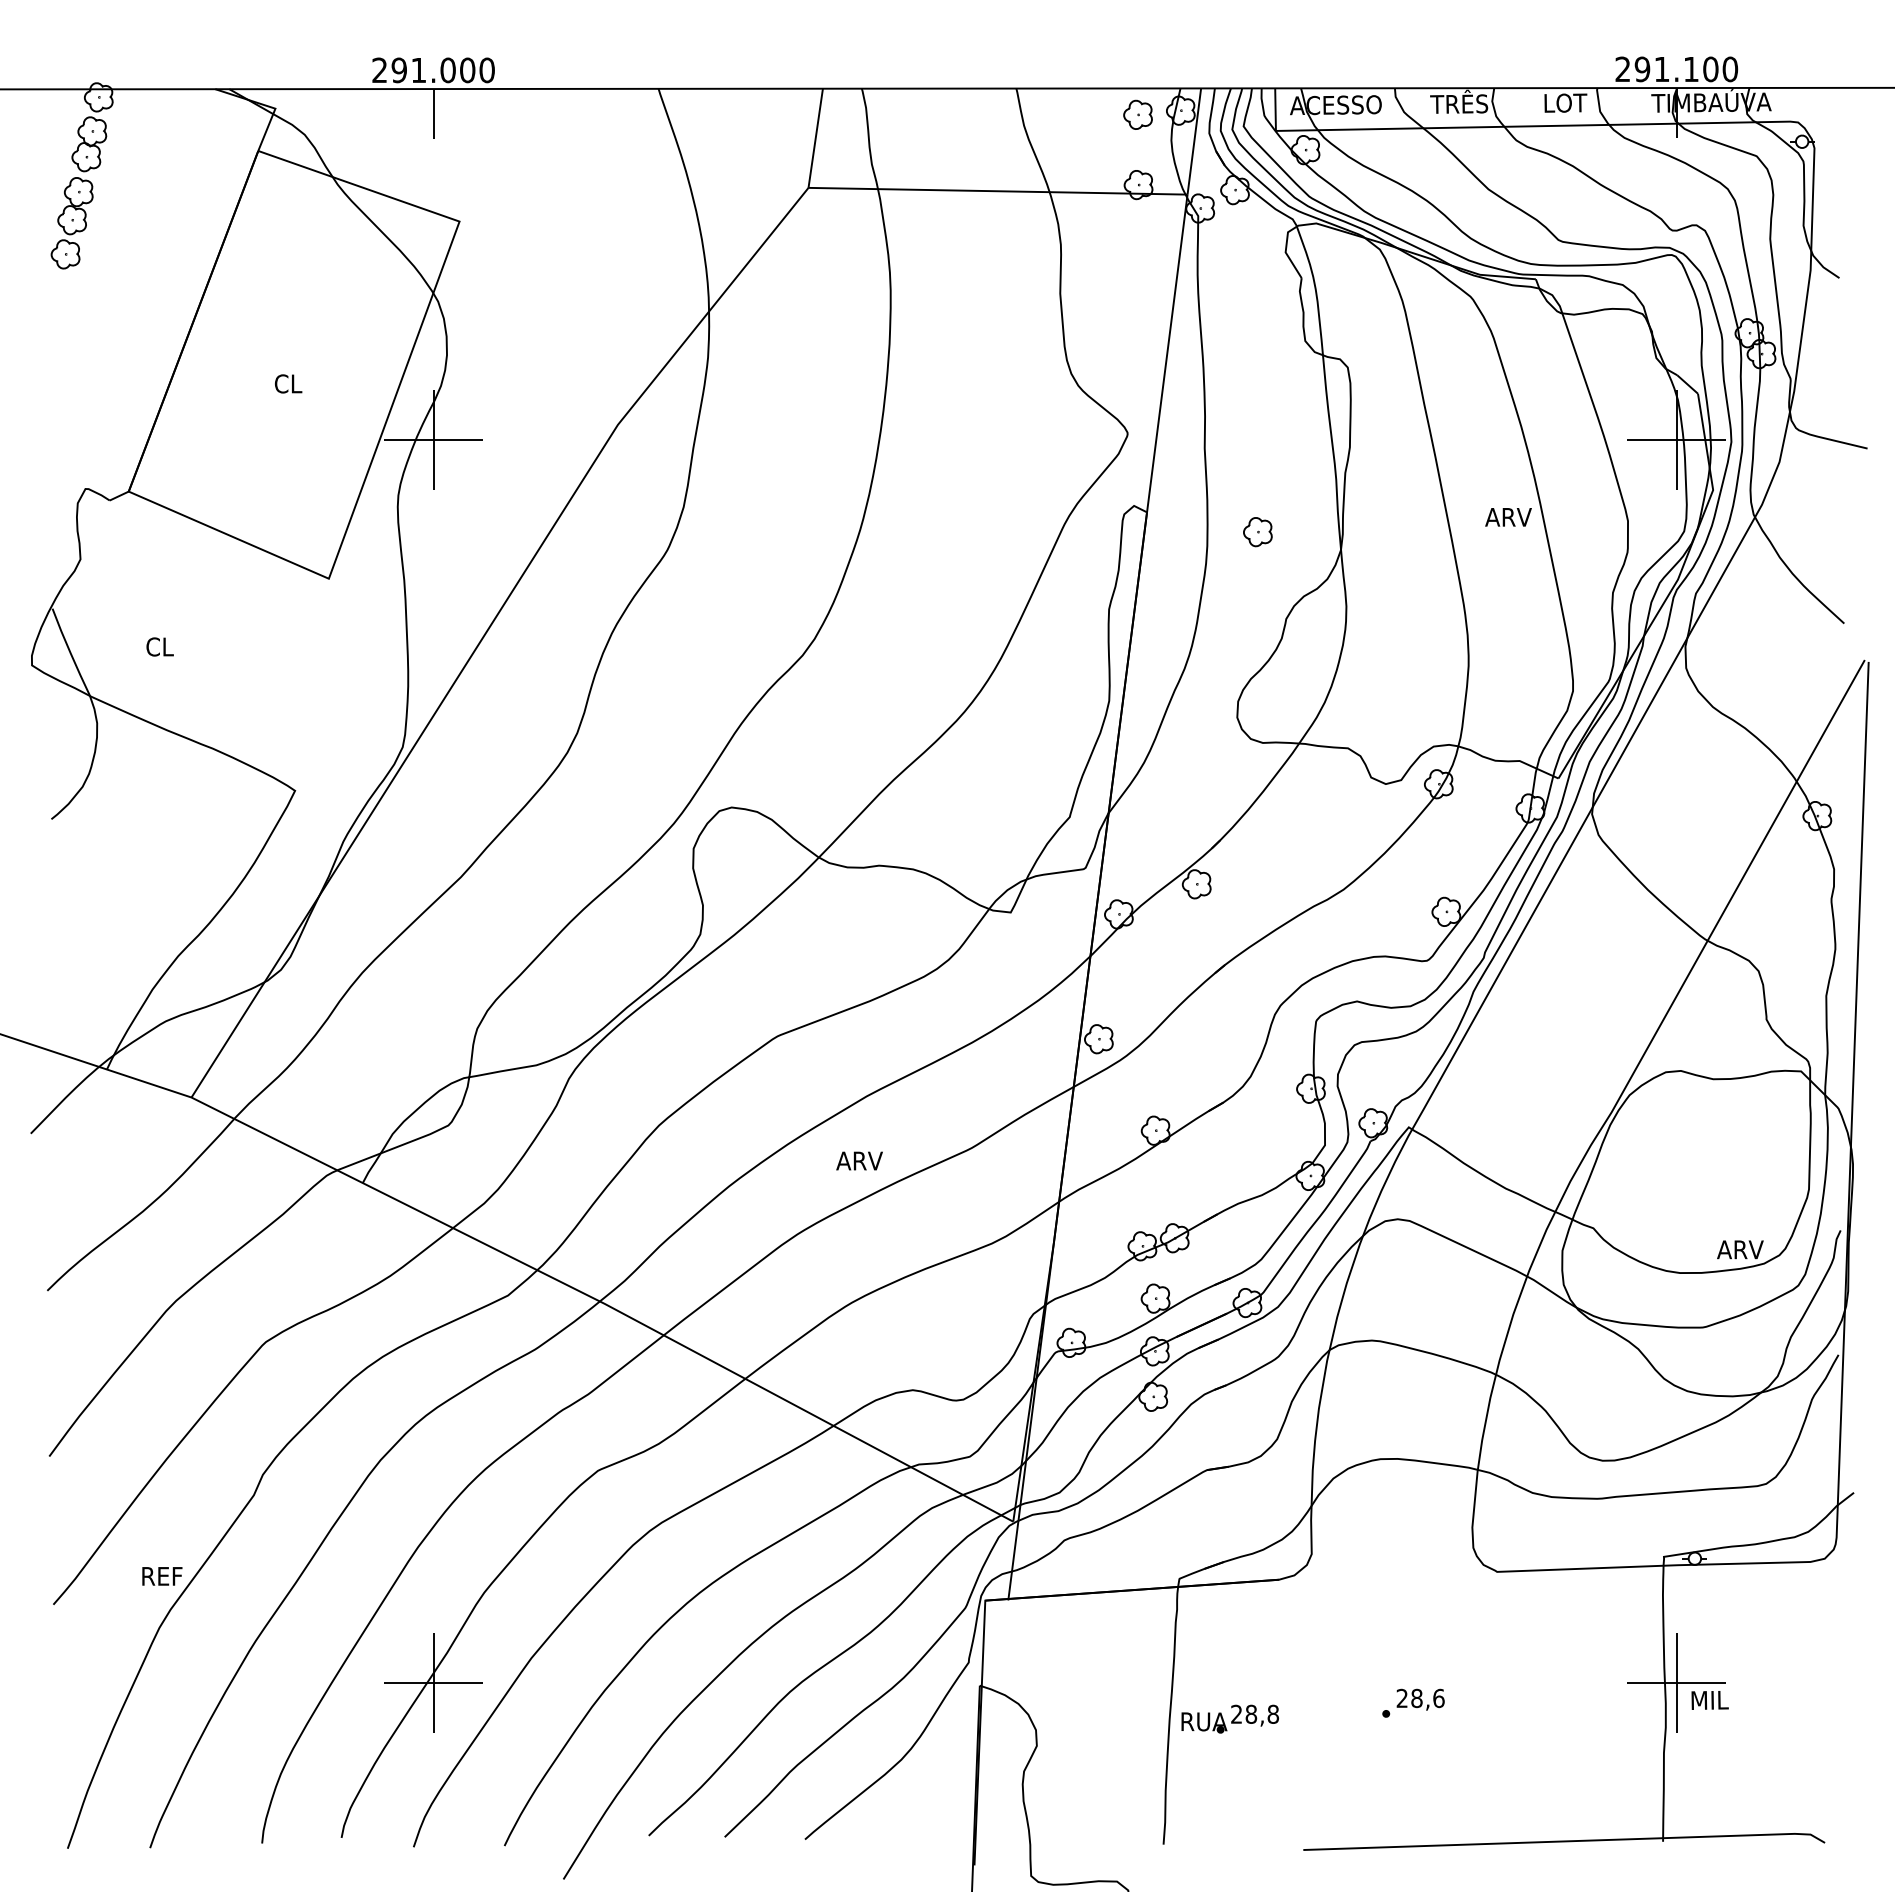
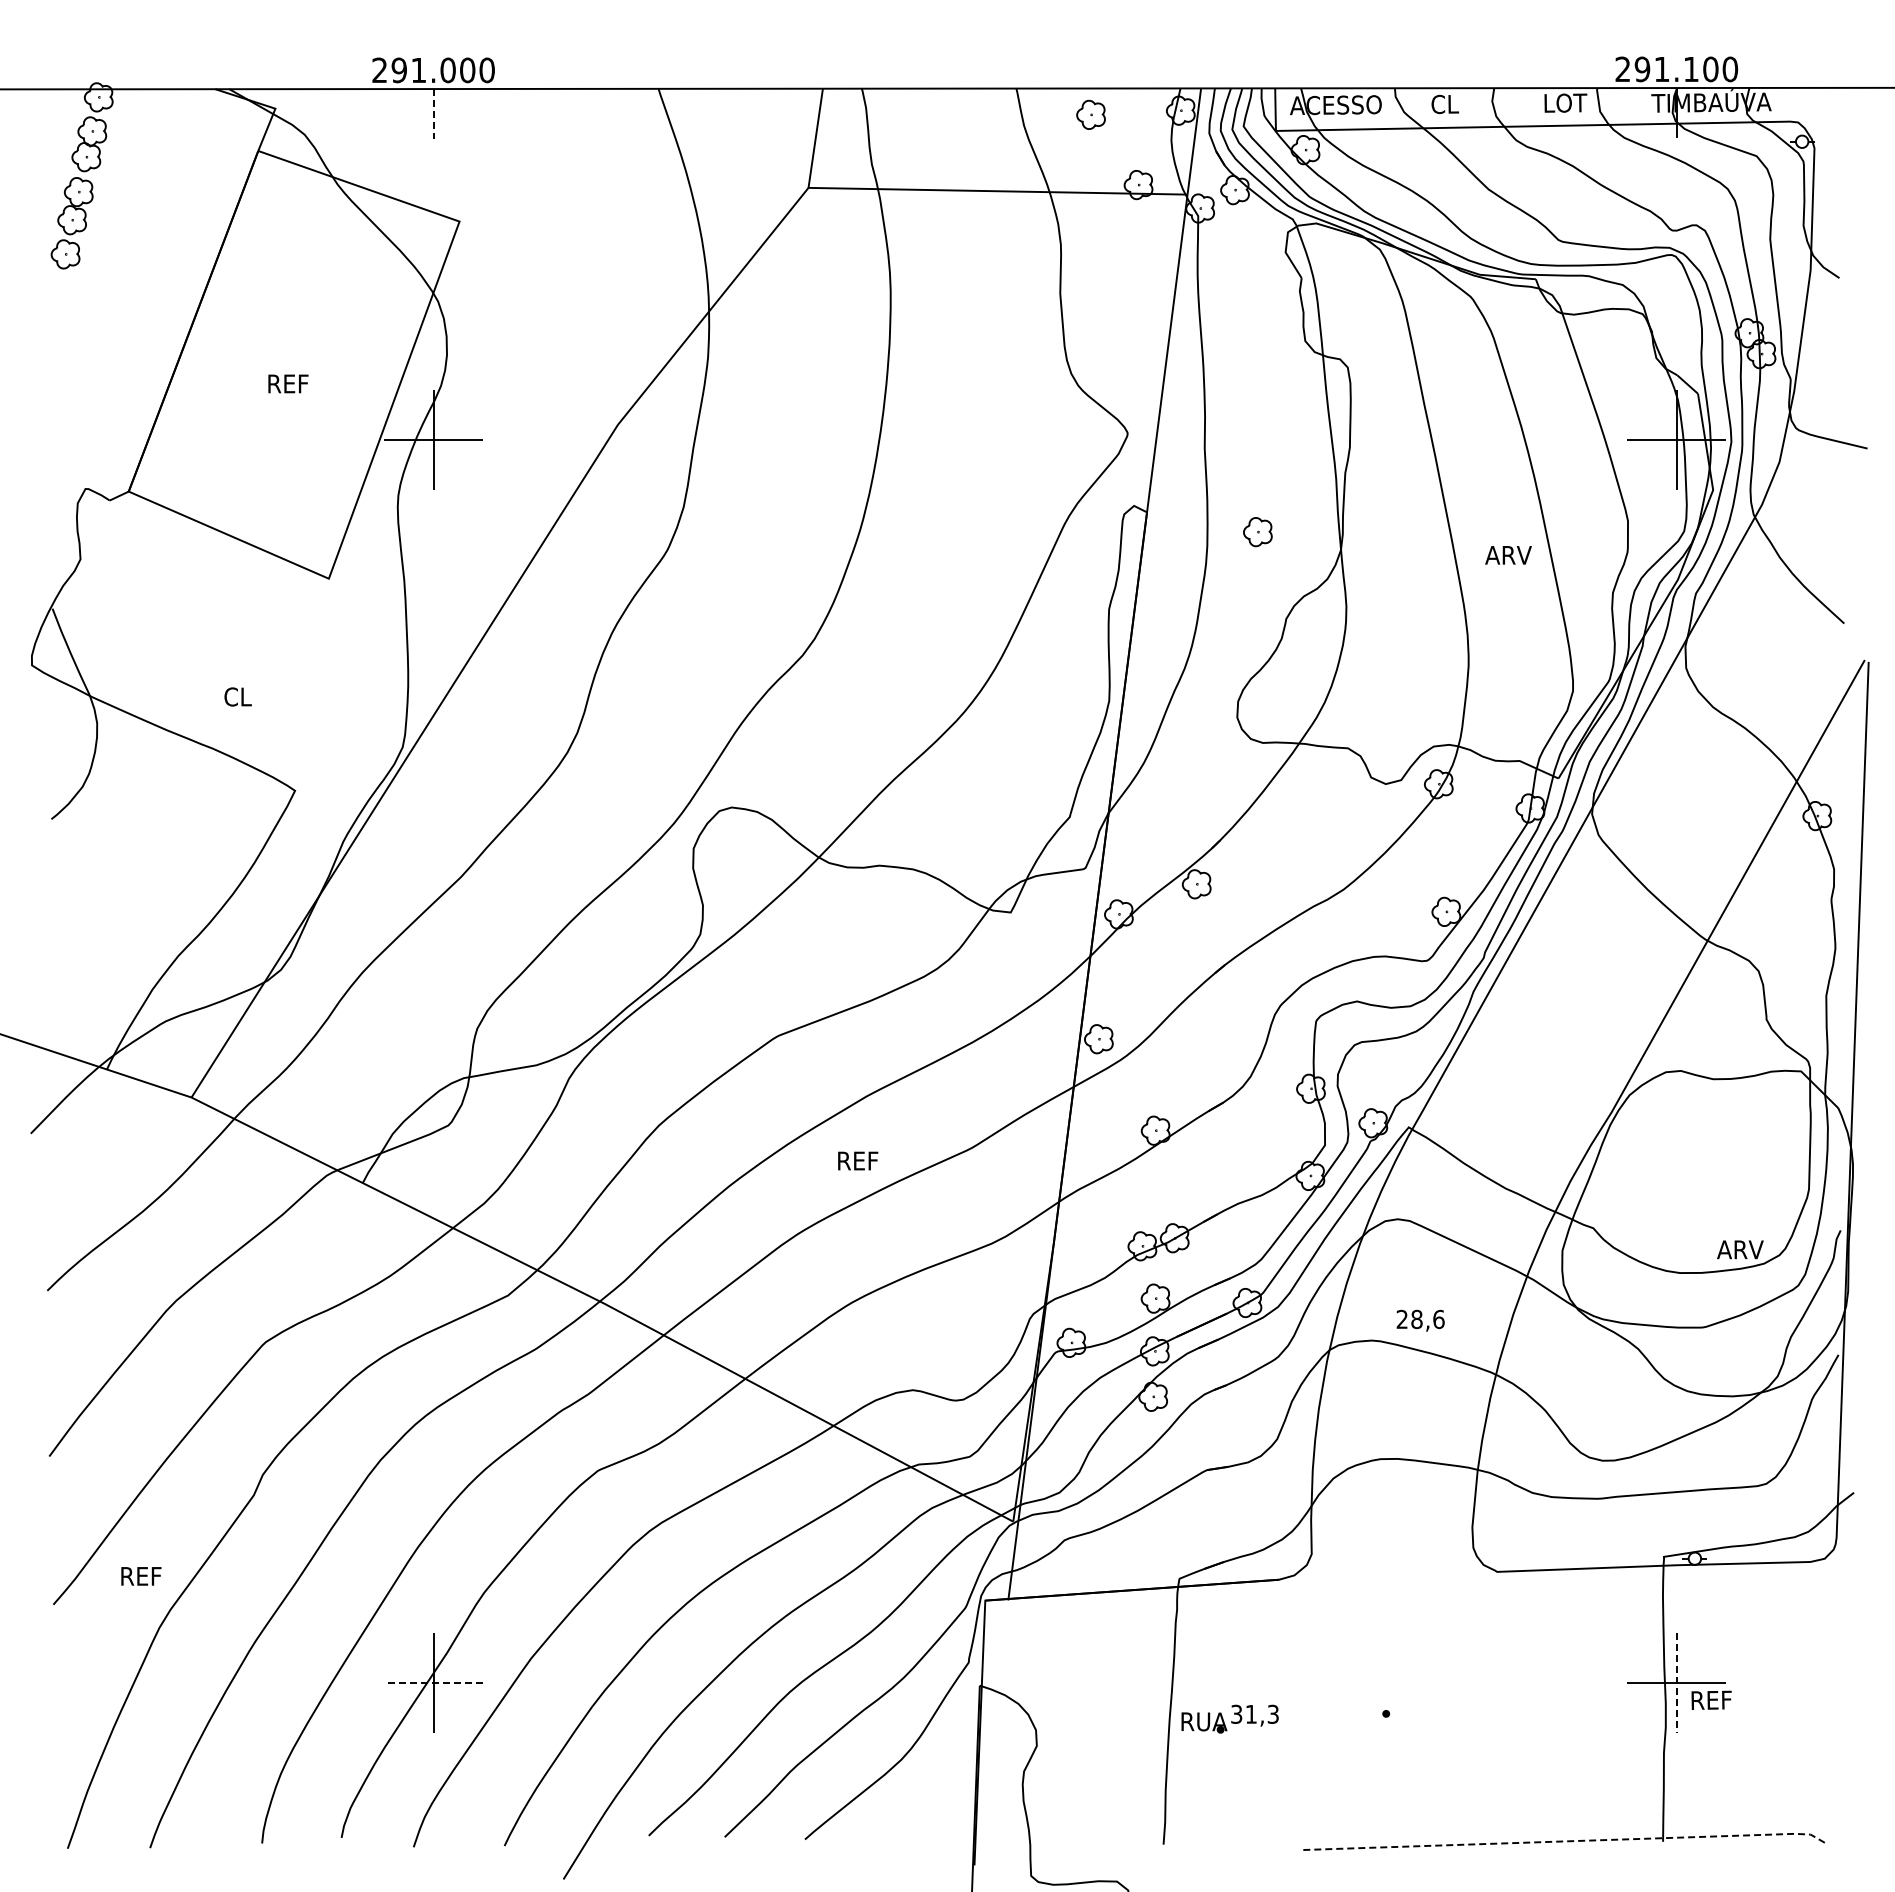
text: TRÊS -> CL (1459, 101)
line: solid -> dashed (433, 113)
part position: (1137, 114) -> (1090, 114) (1090, 114)
text: CL -> REF (288, 383)
text position: (1508, 517) -> (1508, 555) (1508, 555)
text position: (159, 646) -> (237, 696) (237, 696)
text: ARV -> REF (859, 1160)
text position: (162, 1576) -> (141, 1576) (141, 1576)
line: solid -> dashed (433, 1683)
line: solid -> dashed (1676, 1683)
text position: (1420, 1699) -> (1420, 1320) (1420, 1320)
text: MIL -> REF (1712, 1699)
text: 28,8 -> 31,3 (1255, 1713)
line: solid -> dashed (1567, 1841)
